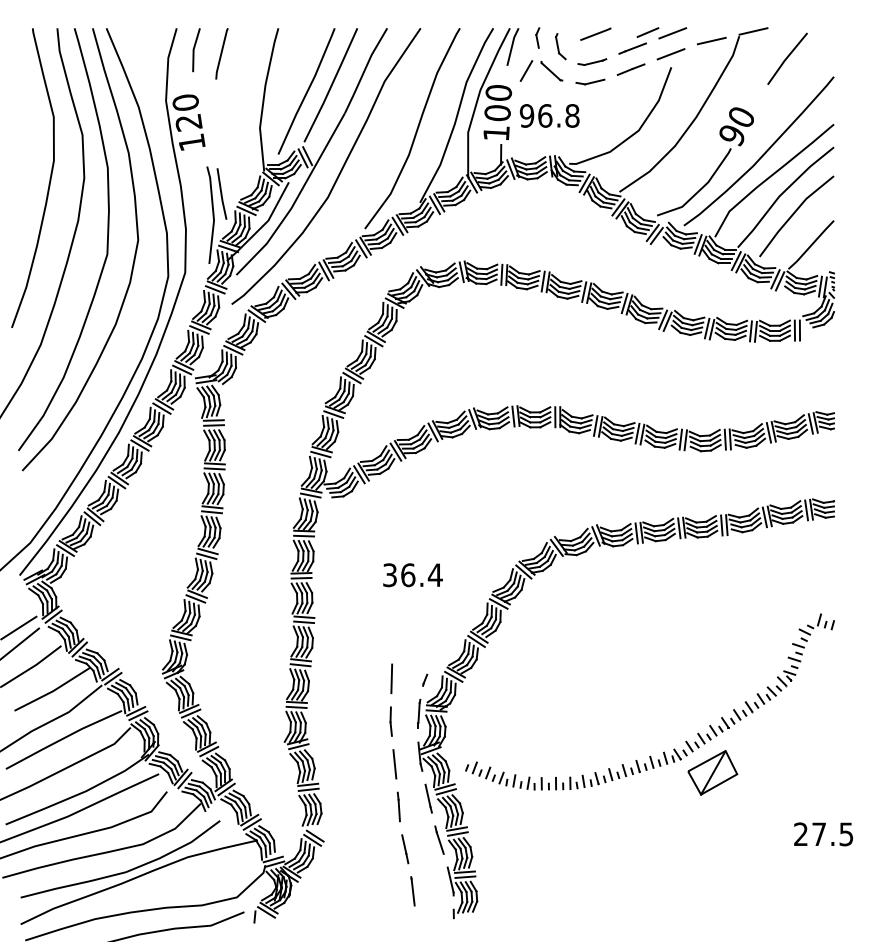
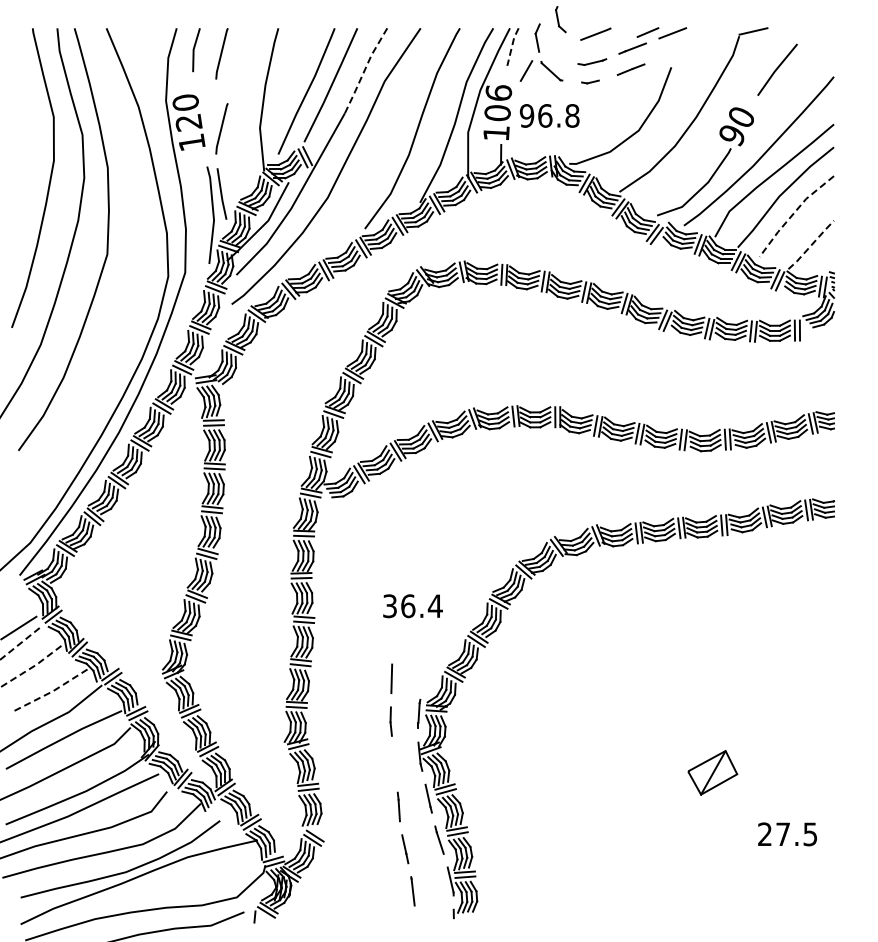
part size: 6x22 px -> 7x30 px (537, 37)
line: present -> none (711, 40)
line: solid -> dashed (512, 45)
part position: (560, 46) -> (560, 19) (560, 19)
line: present -> none (670, 54)
line position: (787, 58) -> (777, 69) (777, 69)
line: solid -> dashed (364, 70)
part size: 31x8 px -> 19x6 px (590, 81)
text: 100 -> 106 (498, 92)
line: none -> present (221, 128)
line: solid -> dashed (793, 213)
line: solid -> dashed (811, 244)
curve: present -> none (133, 258)
text position: (412, 575) -> (412, 606) (412, 606)
line: solid -> dashed (19, 644)
line: solid -> dashed (32, 667)
line: present -> none (425, 679)
line: solid -> dashed (53, 691)
part: present -> none (664, 751)
line: present -> none (394, 764)
text position: (823, 834) -> (787, 834) (787, 834)
